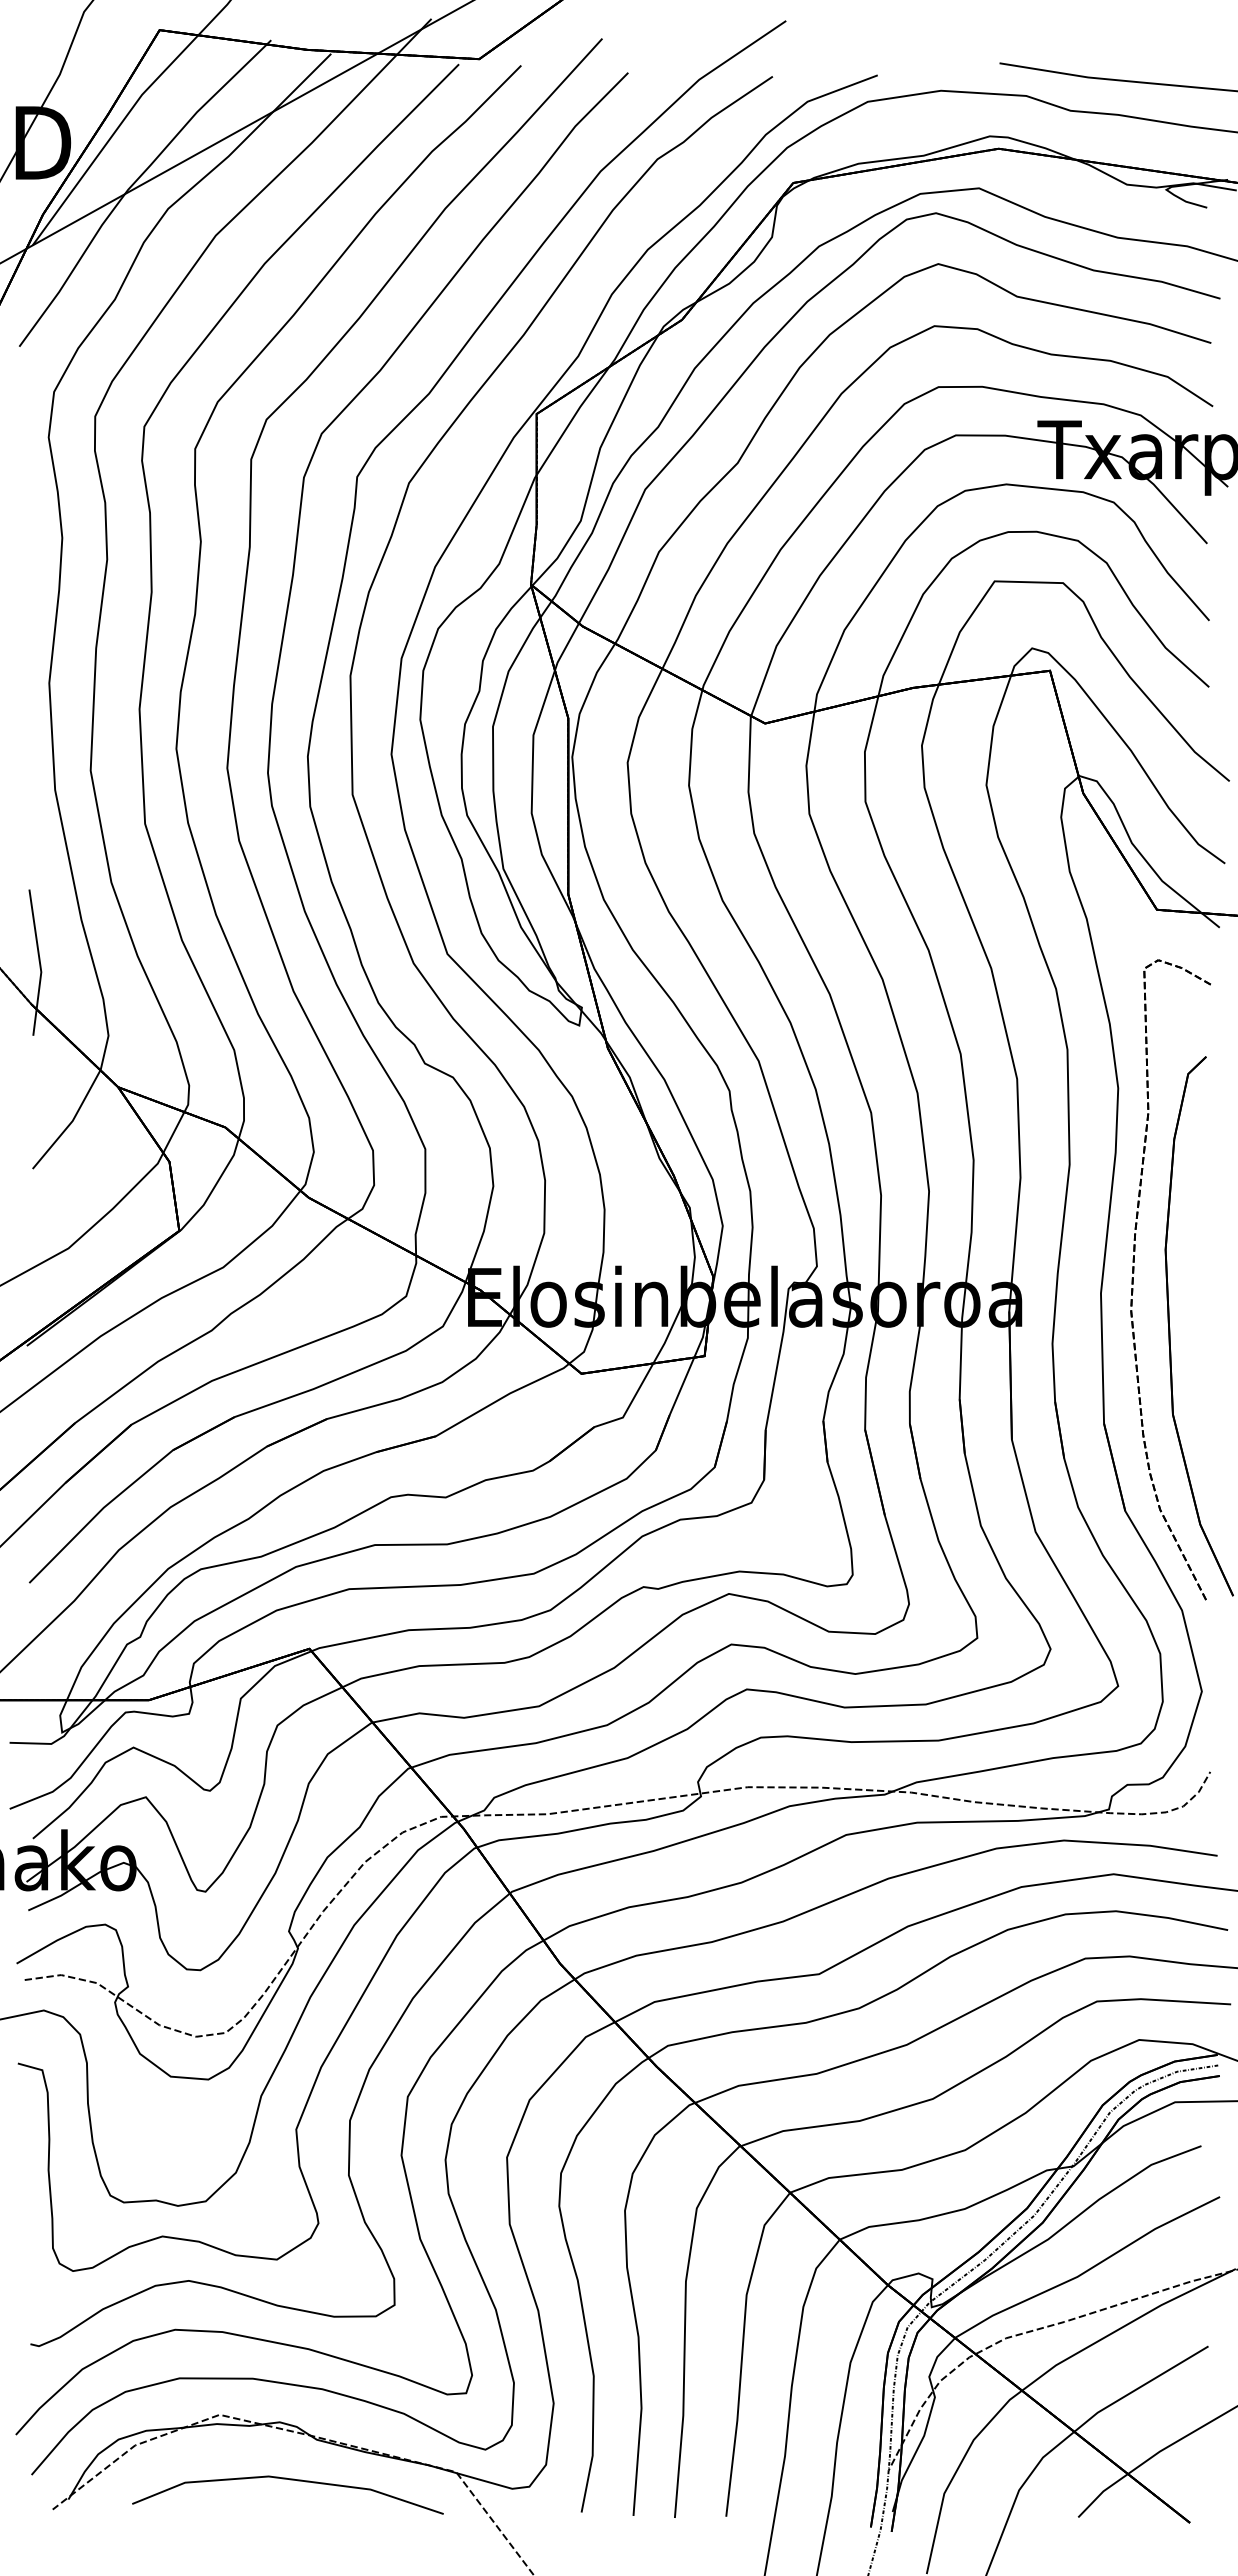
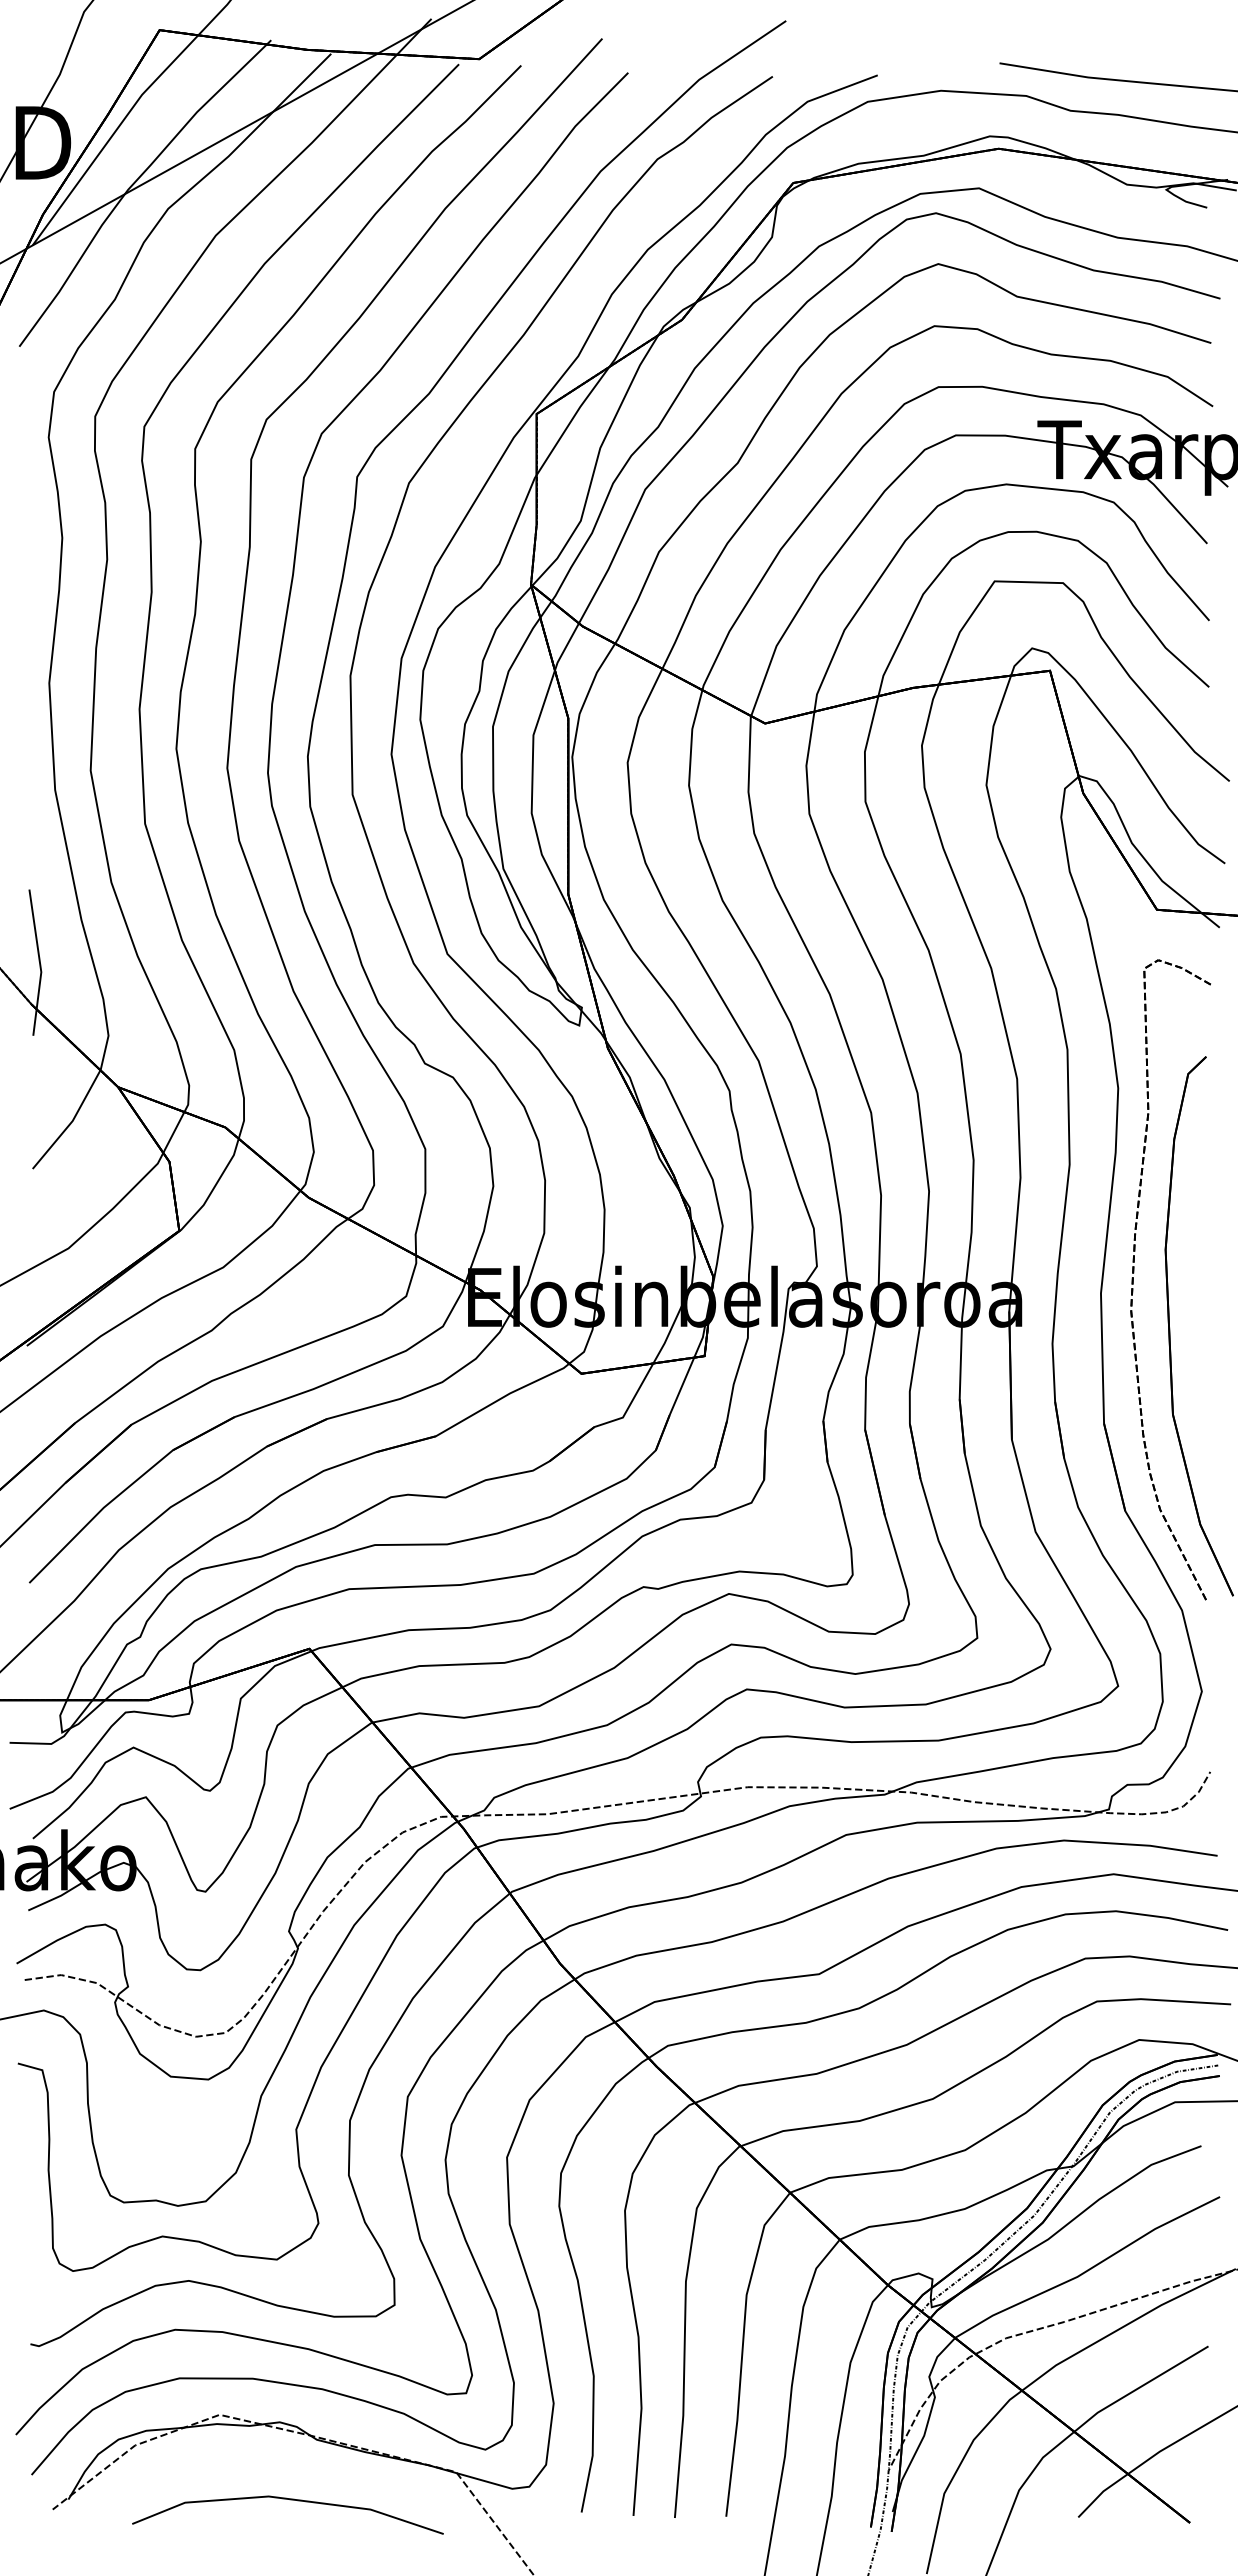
line position: (289, 2480) -> (289, 2500) (289, 2500)
